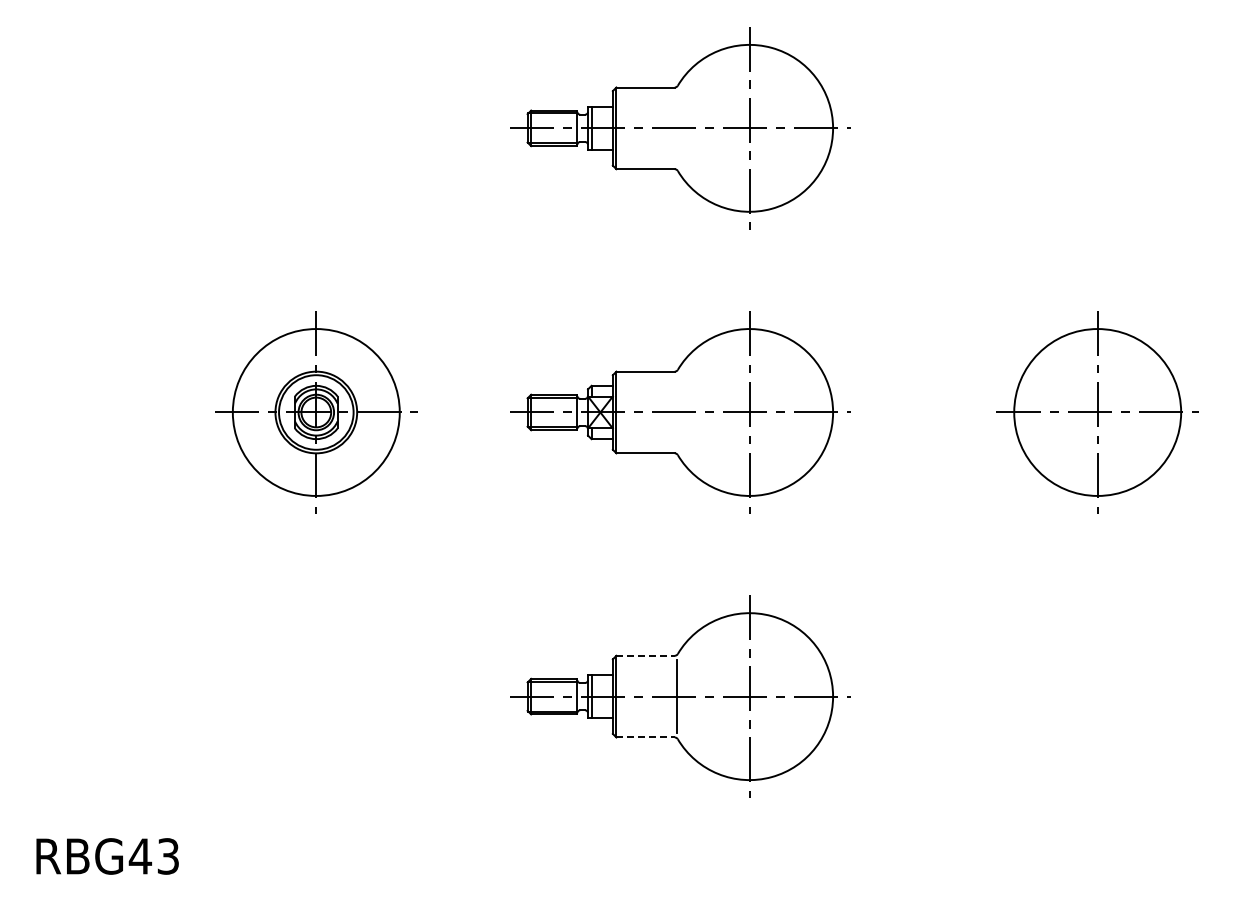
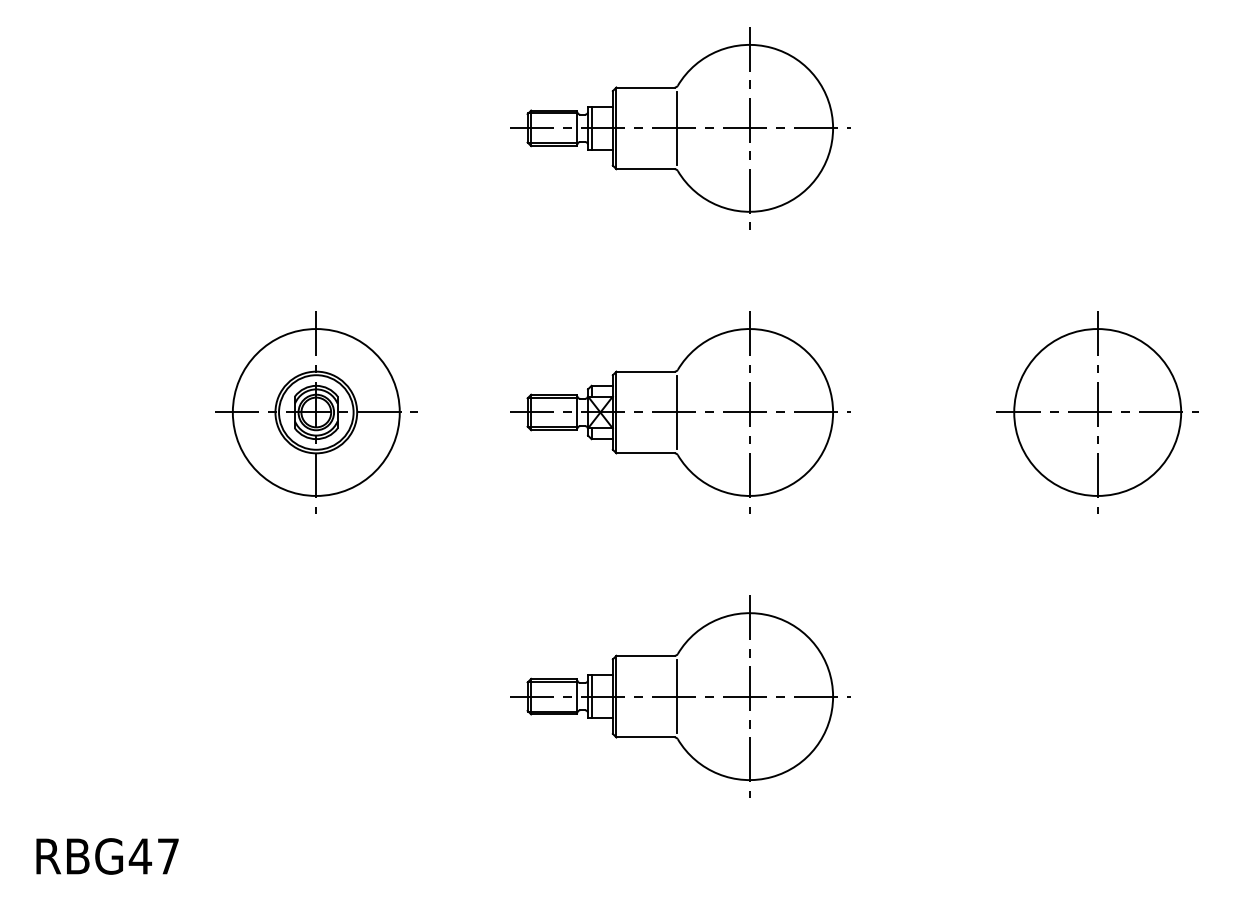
line: none -> present (676, 127)
line: none -> present (676, 412)
line: dashed -> solid (646, 655)
line: dashed -> solid (646, 737)
text: RBG43 -> RBG47 (167, 856)
